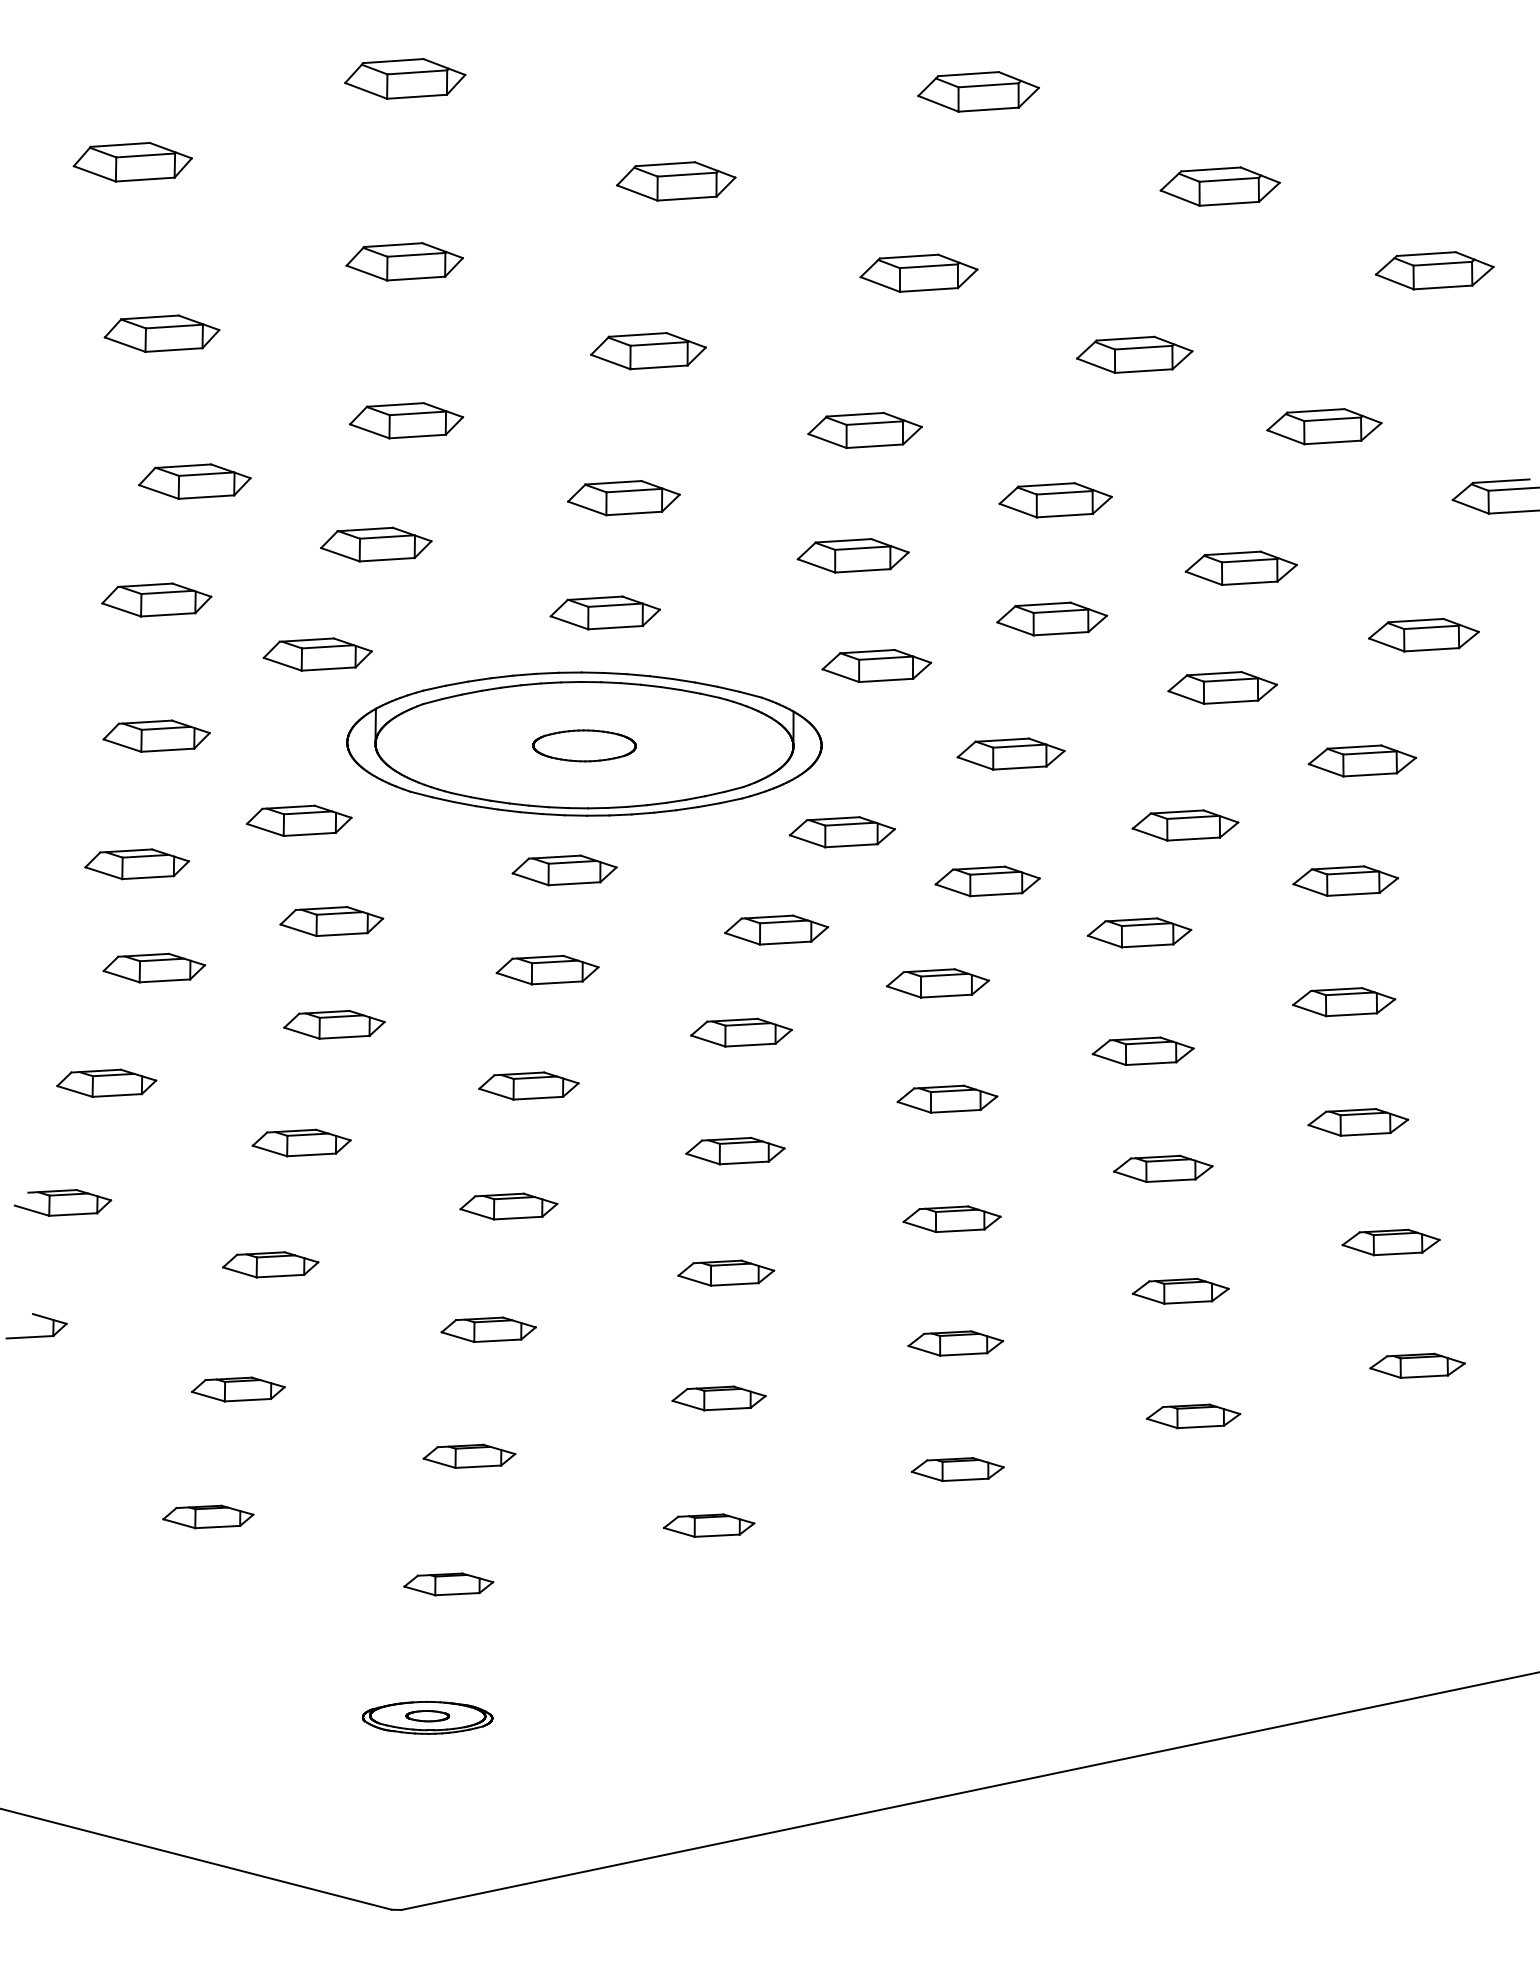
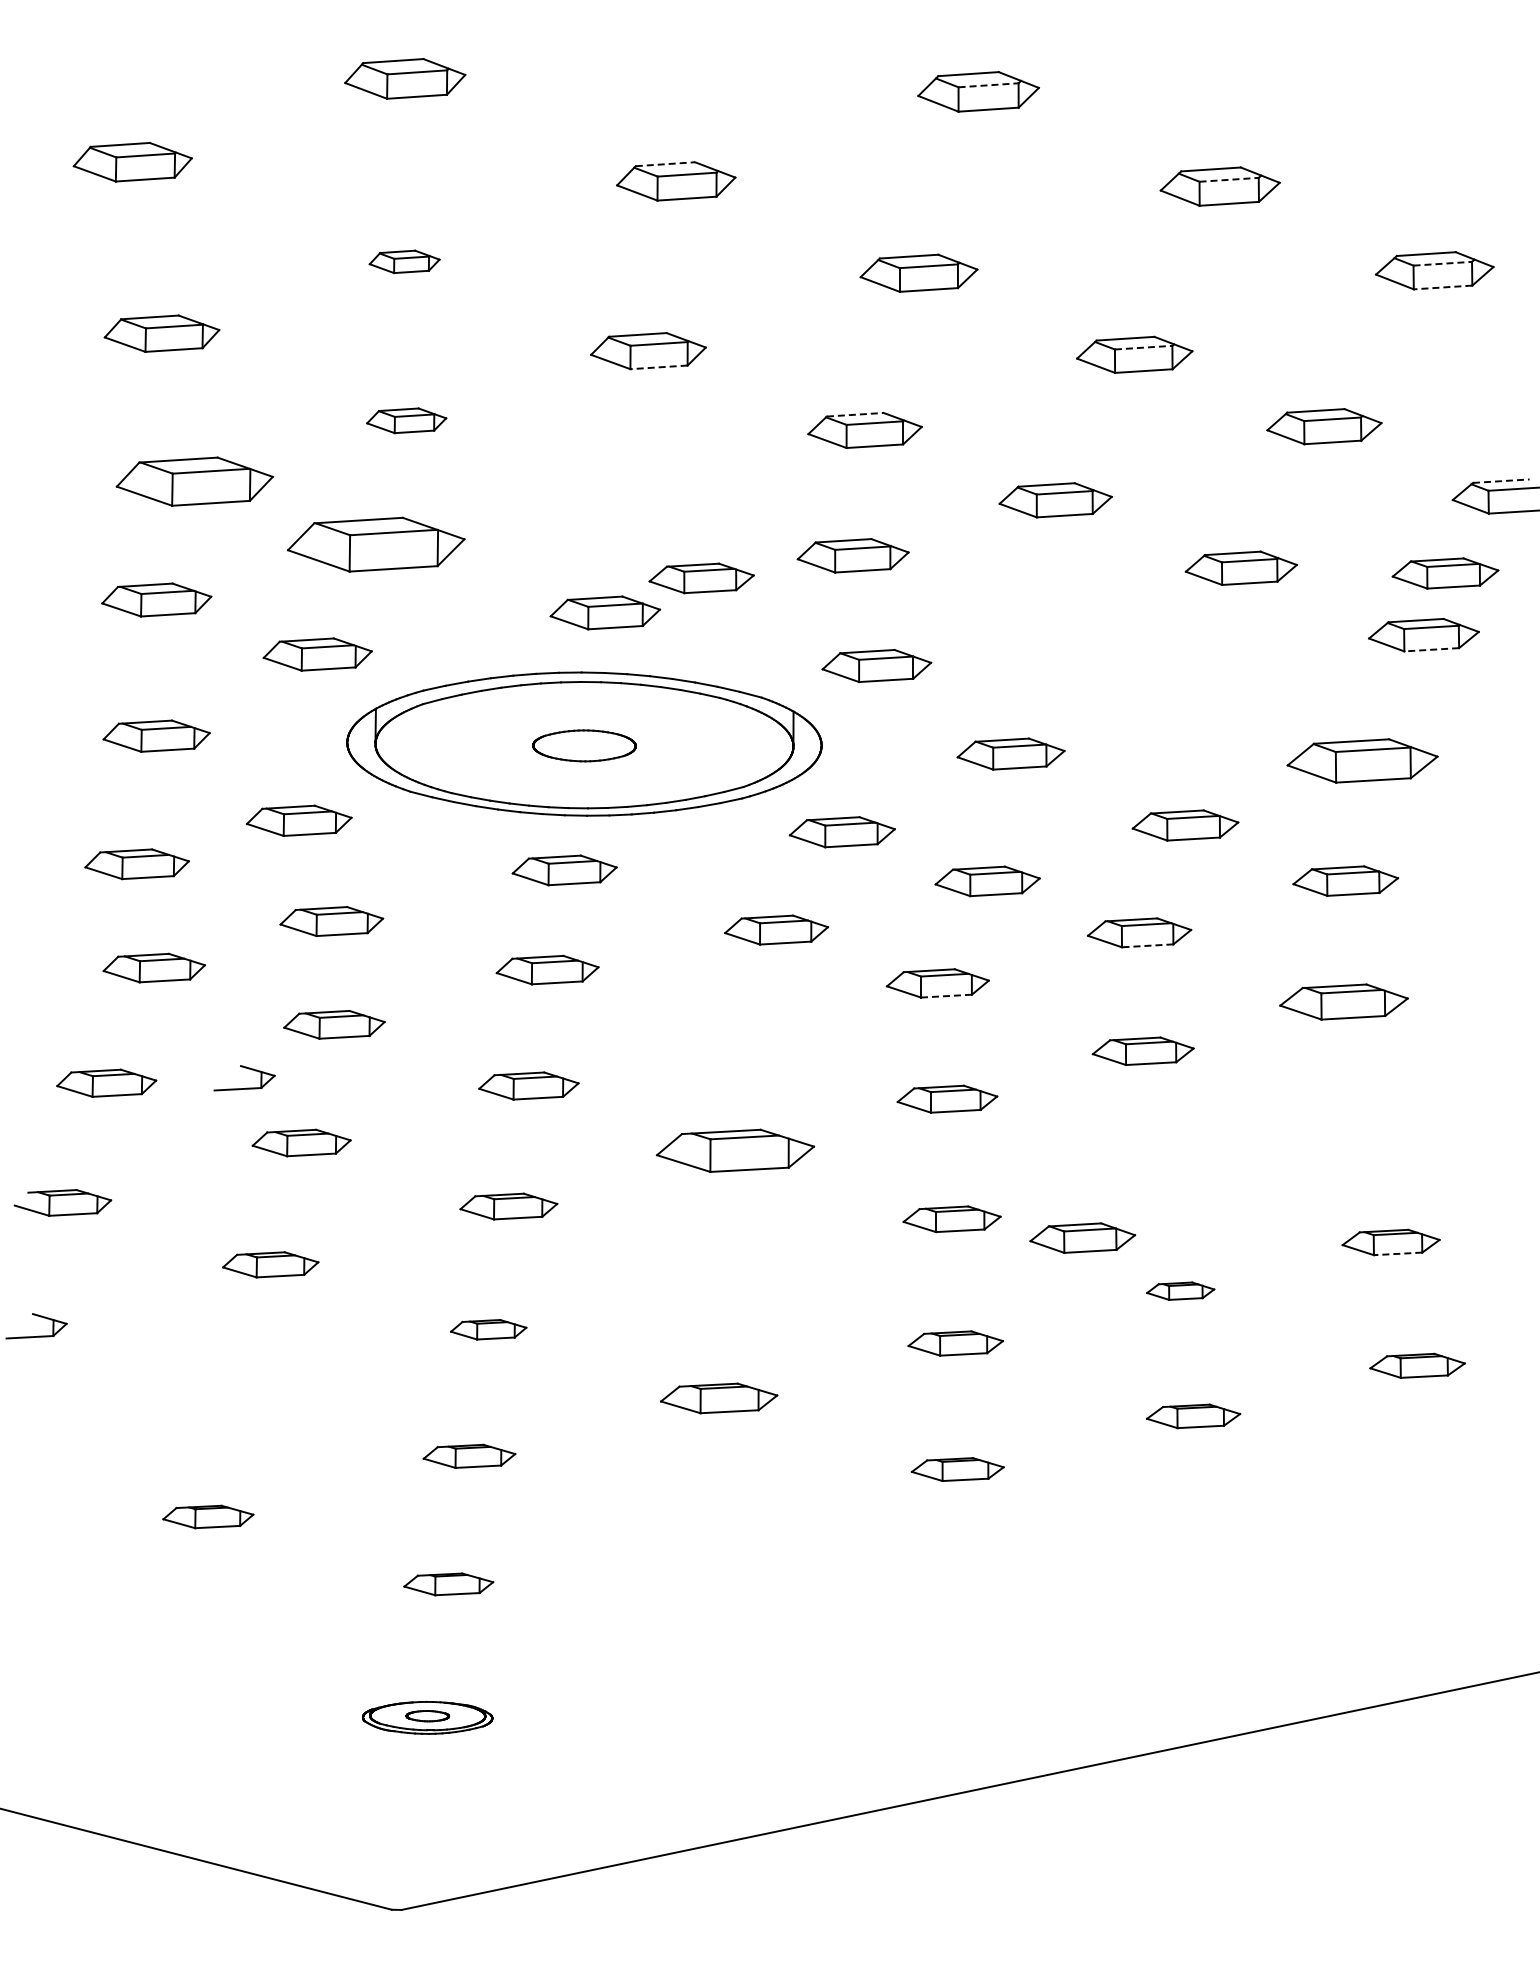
line: solid -> dashed (989, 85)
line: solid -> dashed (665, 164)
line: solid -> dashed (1229, 179)
part size: 119x40 px -> 73x26 px (404, 261)
line: solid -> dashed (1443, 263)
line: solid -> dashed (1442, 287)
line: solid -> dashed (1143, 347)
line: solid -> dashed (659, 367)
line: solid -> dashed (855, 414)
part size: 116x38 px -> 82x28 px (406, 420)
part size: 114x37 px -> 159x51 px (194, 481)
line: solid -> dashed (1501, 481)
part: present -> none (623, 498)
part size: 113x37 px -> 180x57 px (375, 544)
part: none -> present (1445, 573)
part: none -> present (701, 578)
part: present -> none (1052, 618)
line: solid -> dashed (1431, 649)
part: present -> none (1222, 687)
part size: 110x34 px -> 153x46 px (1362, 760)
line: solid -> dashed (1147, 945)
line: solid -> dashed (946, 996)
part size: 105x31 px -> 130x38 px (1343, 1001)
part: present -> none (741, 1032)
part: none -> present (246, 1087)
part: present -> none (1358, 1122)
part size: 101x29 px -> 161x45 px (735, 1150)
part: present -> none (1163, 1168)
part: none -> present (1082, 1237)
line: solid -> dashed (1397, 1253)
part: present -> none (726, 1272)
part size: 99x28 px -> 70x20 px (1180, 1290)
part size: 97x27 px -> 78x22 px (488, 1329)
part: present -> none (238, 1389)
part size: 96x27 px -> 119x33 px (719, 1398)
part: present -> none (709, 1525)
